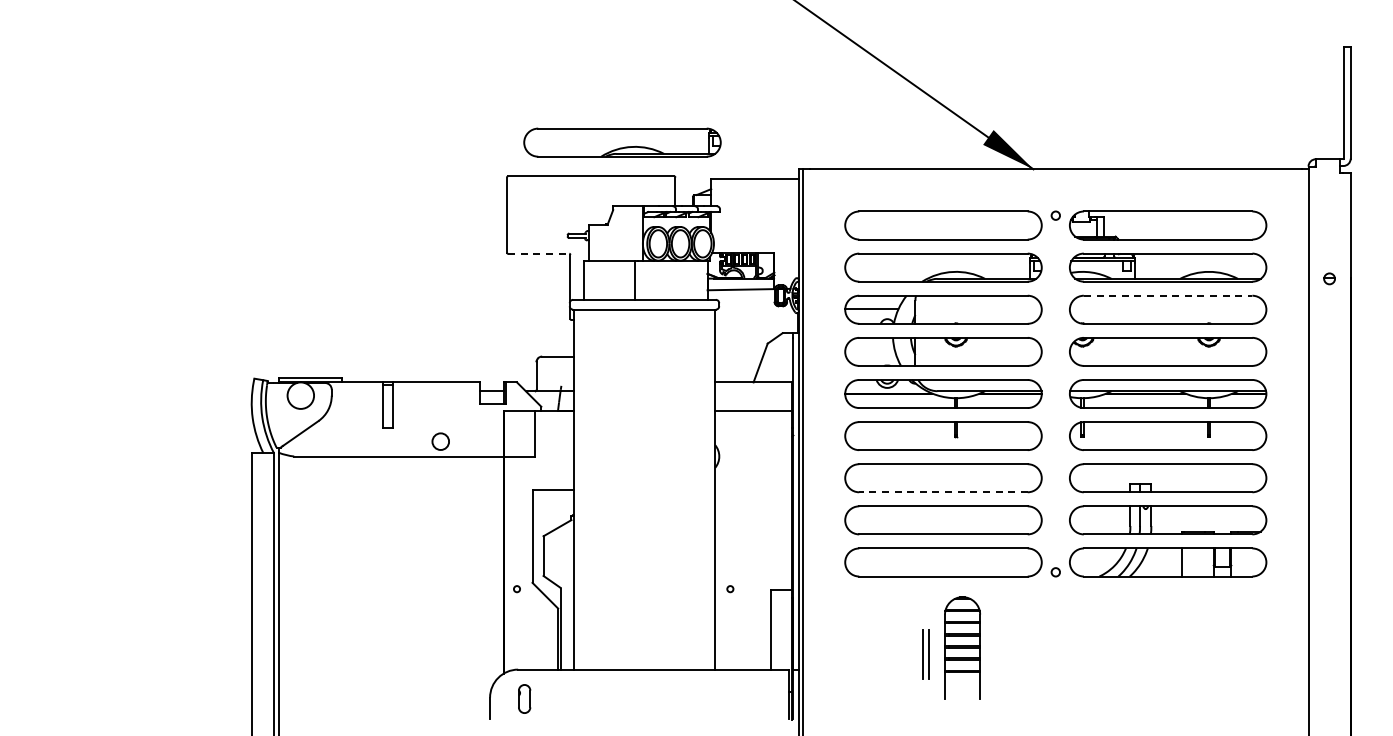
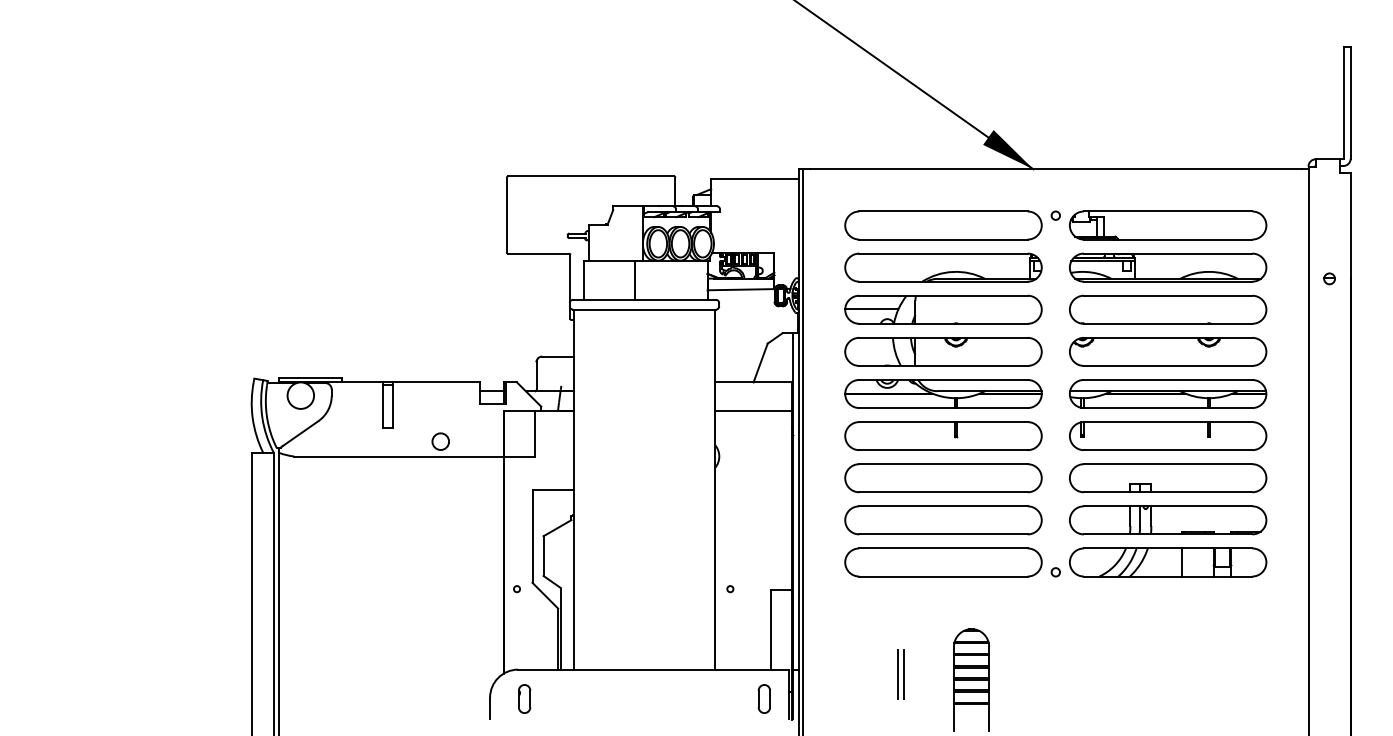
part: present -> none (622, 142)
line: dashed -> solid (538, 253)
line: dashed -> solid (1168, 295)
line: dashed -> solid (943, 492)
part position: (962, 647) -> (971, 679) (971, 679)
part position: (925, 654) -> (900, 674) (900, 674)
part: none -> present (763, 698)
